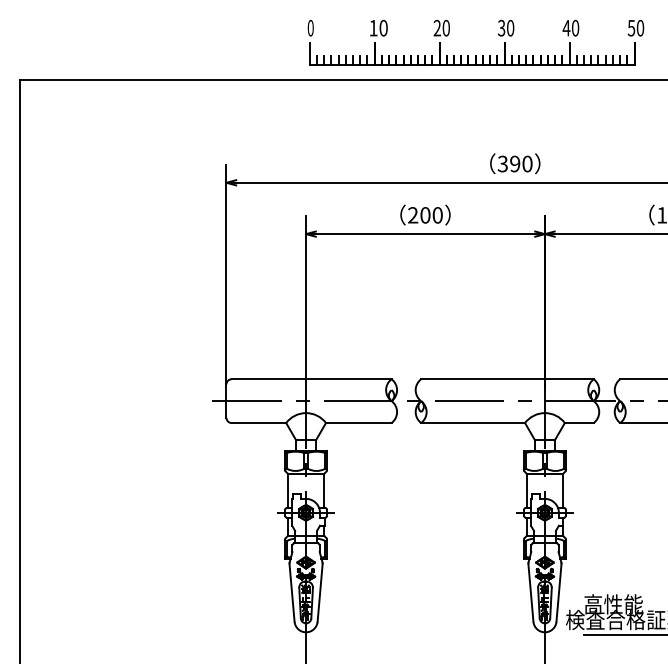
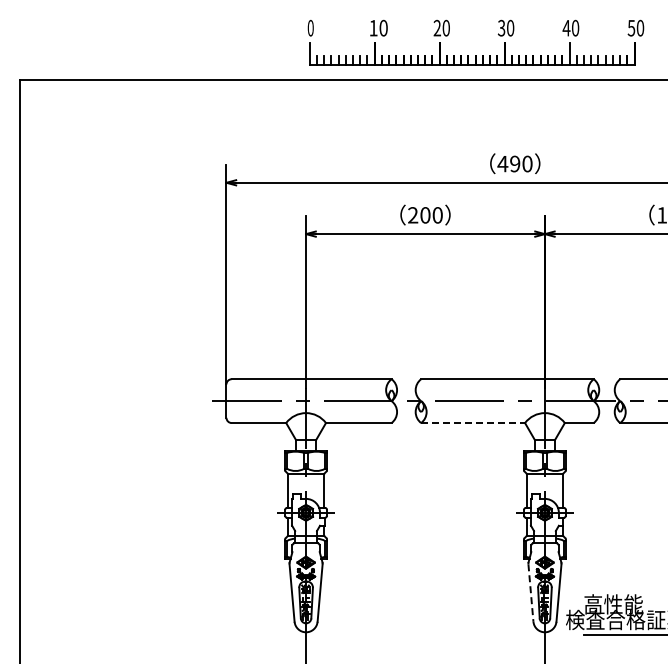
text: 390 -> 490 (502, 163)
line: solid -> dashed (473, 423)
line: solid -> dashed (530, 593)
